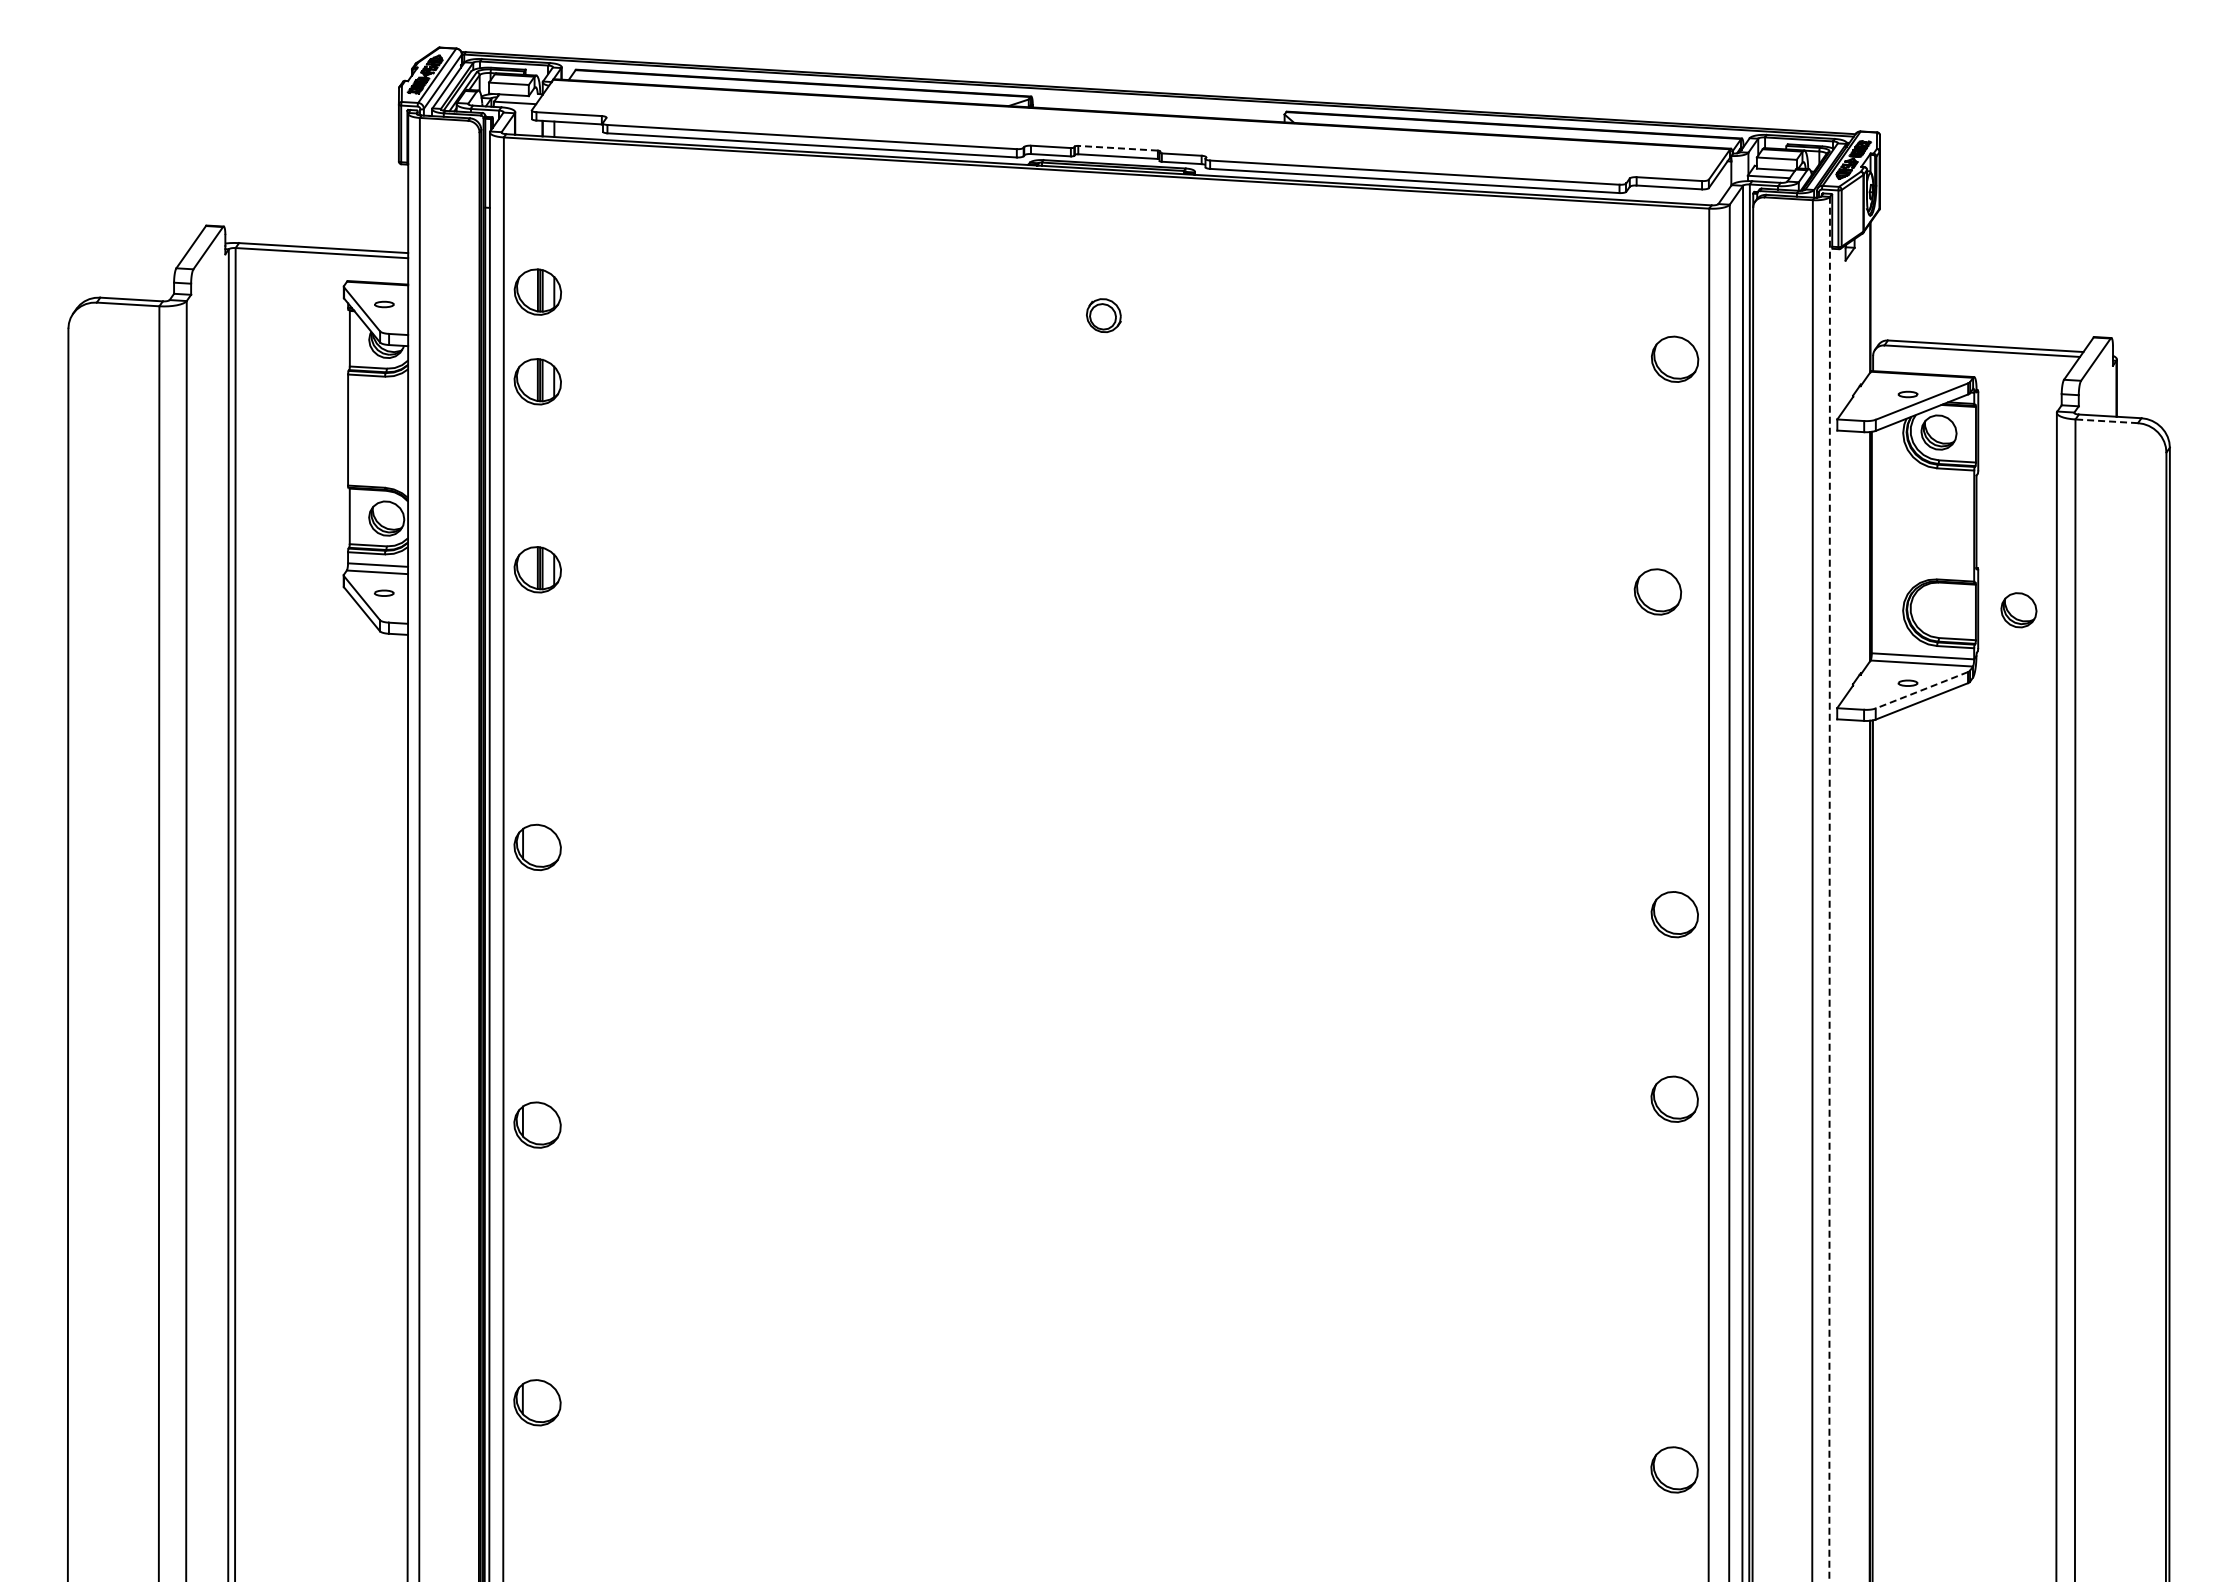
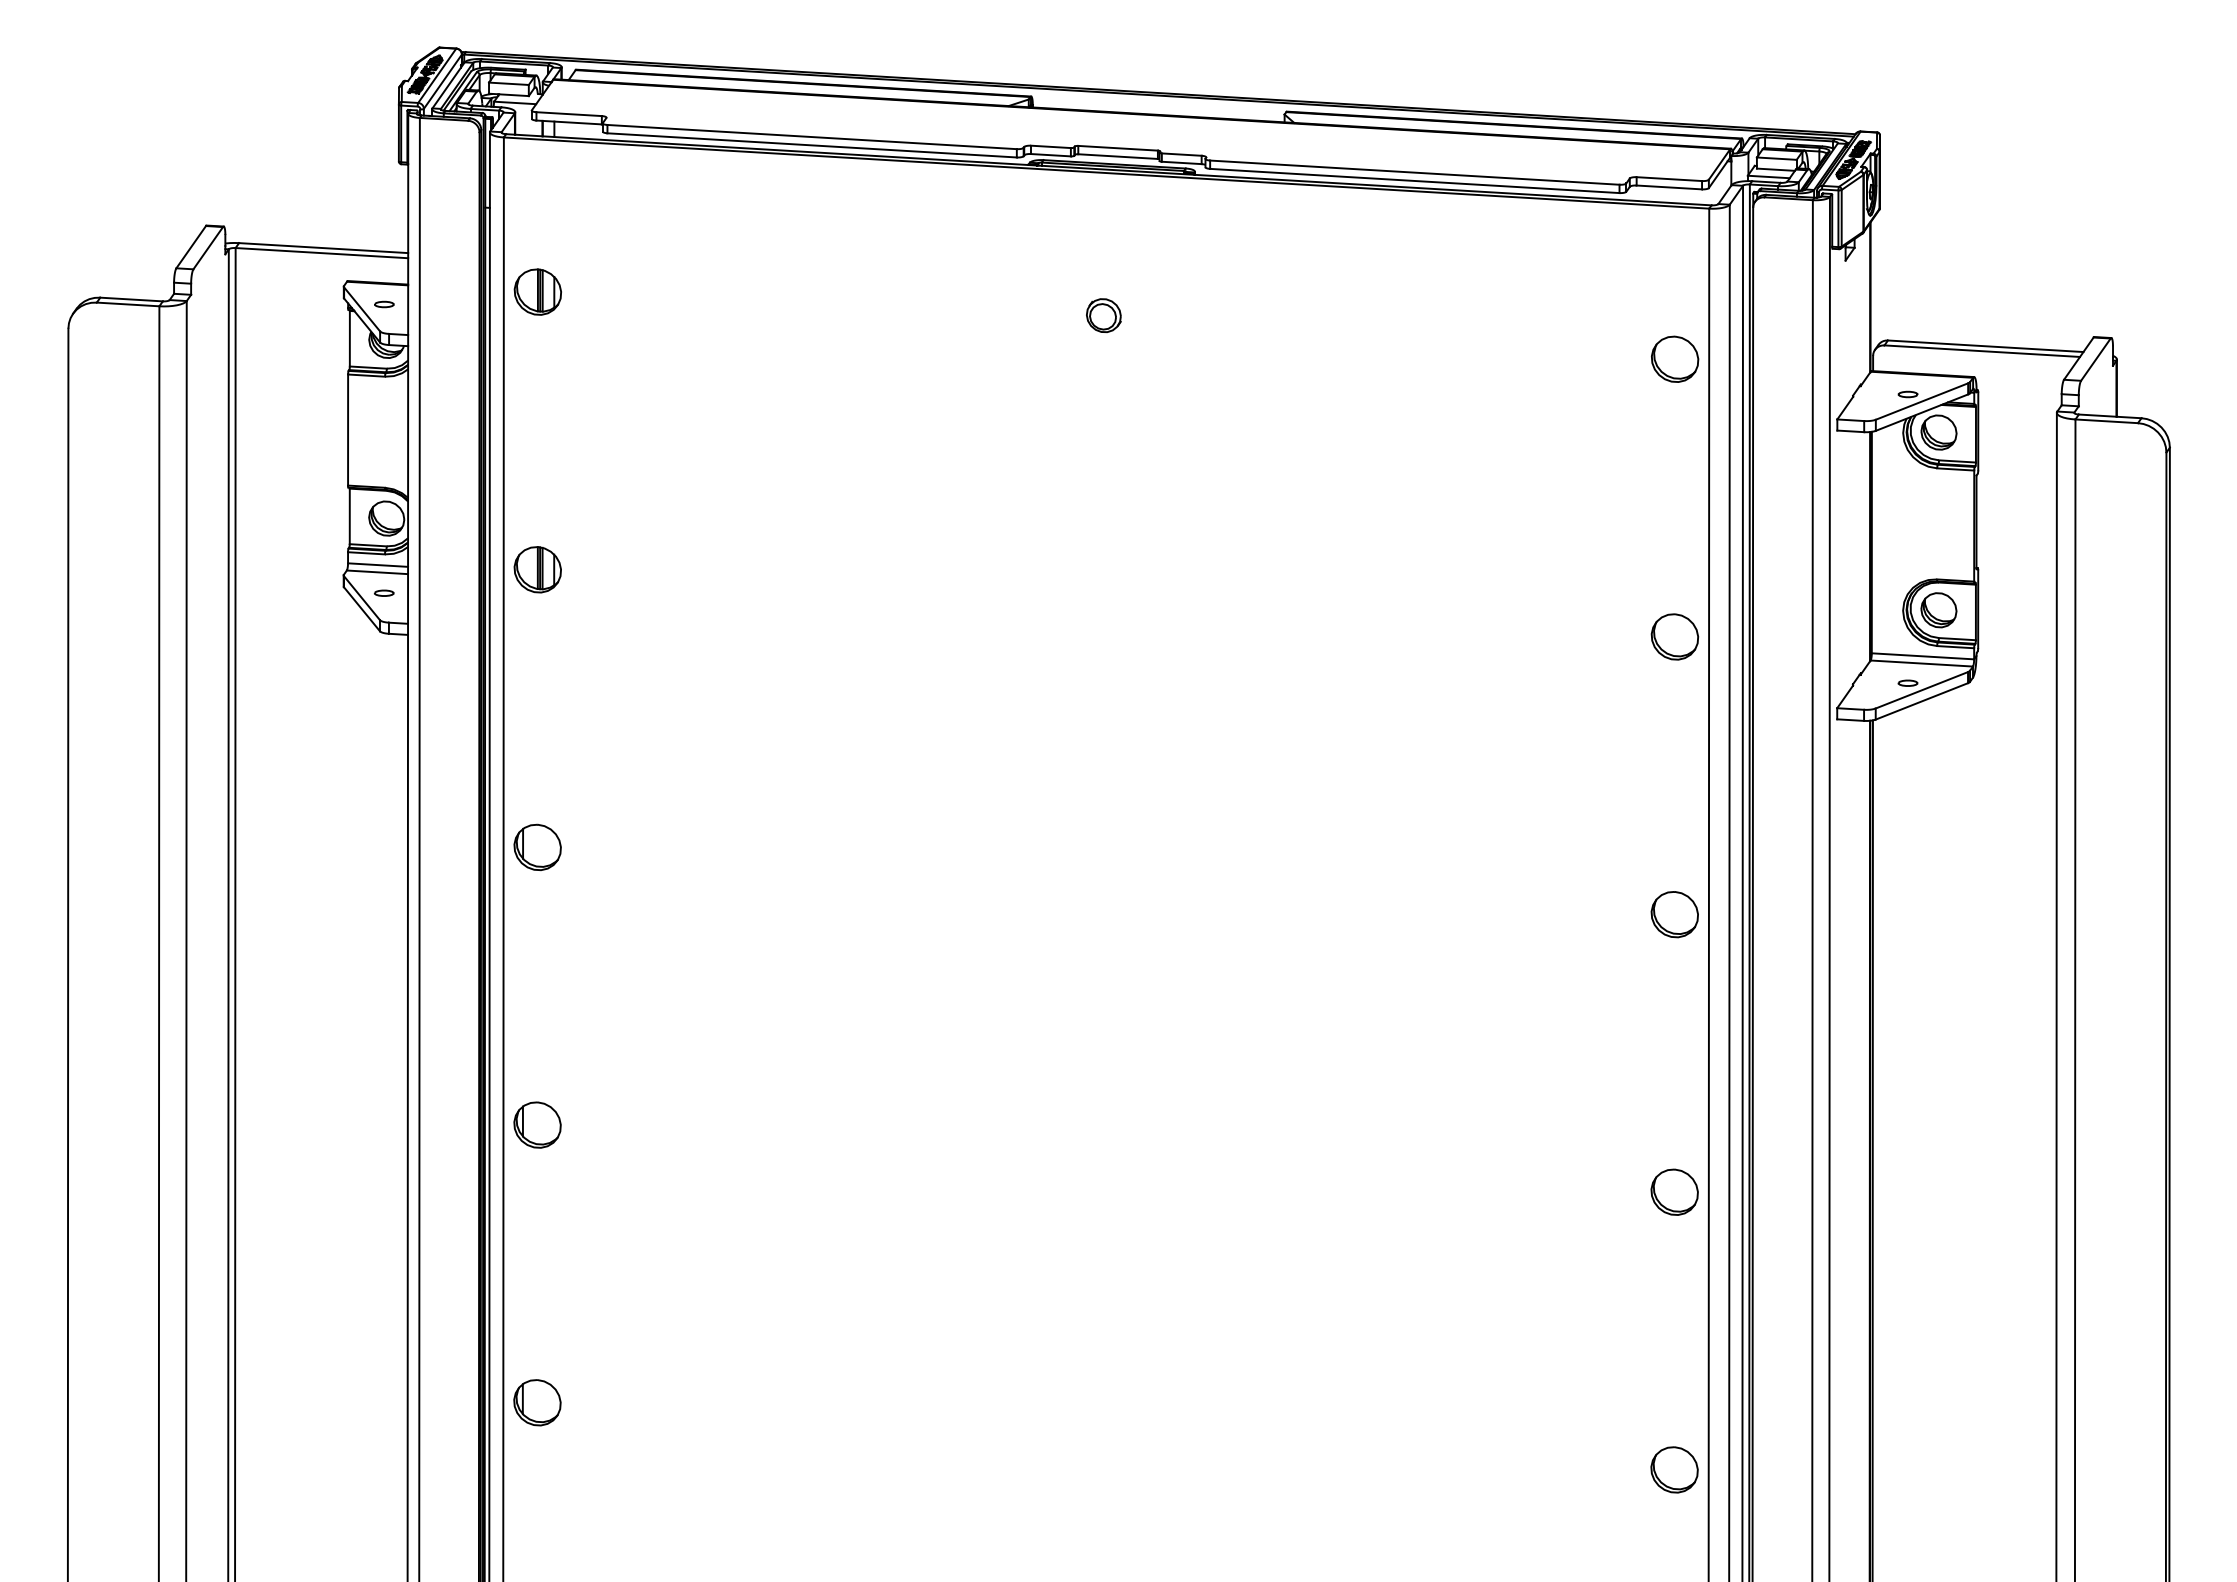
line: dashed -> solid (1118, 148)
part: present -> none (537, 381)
line: dashed -> solid (2106, 421)
part position: (1657, 591) -> (1674, 636) (1674, 636)
part position: (2018, 610) -> (1938, 610) (1938, 610)
line: dashed -> solid (1921, 690)
line: dashed -> solid (1829, 888)
part position: (1674, 1098) -> (1674, 1191) (1674, 1191)
